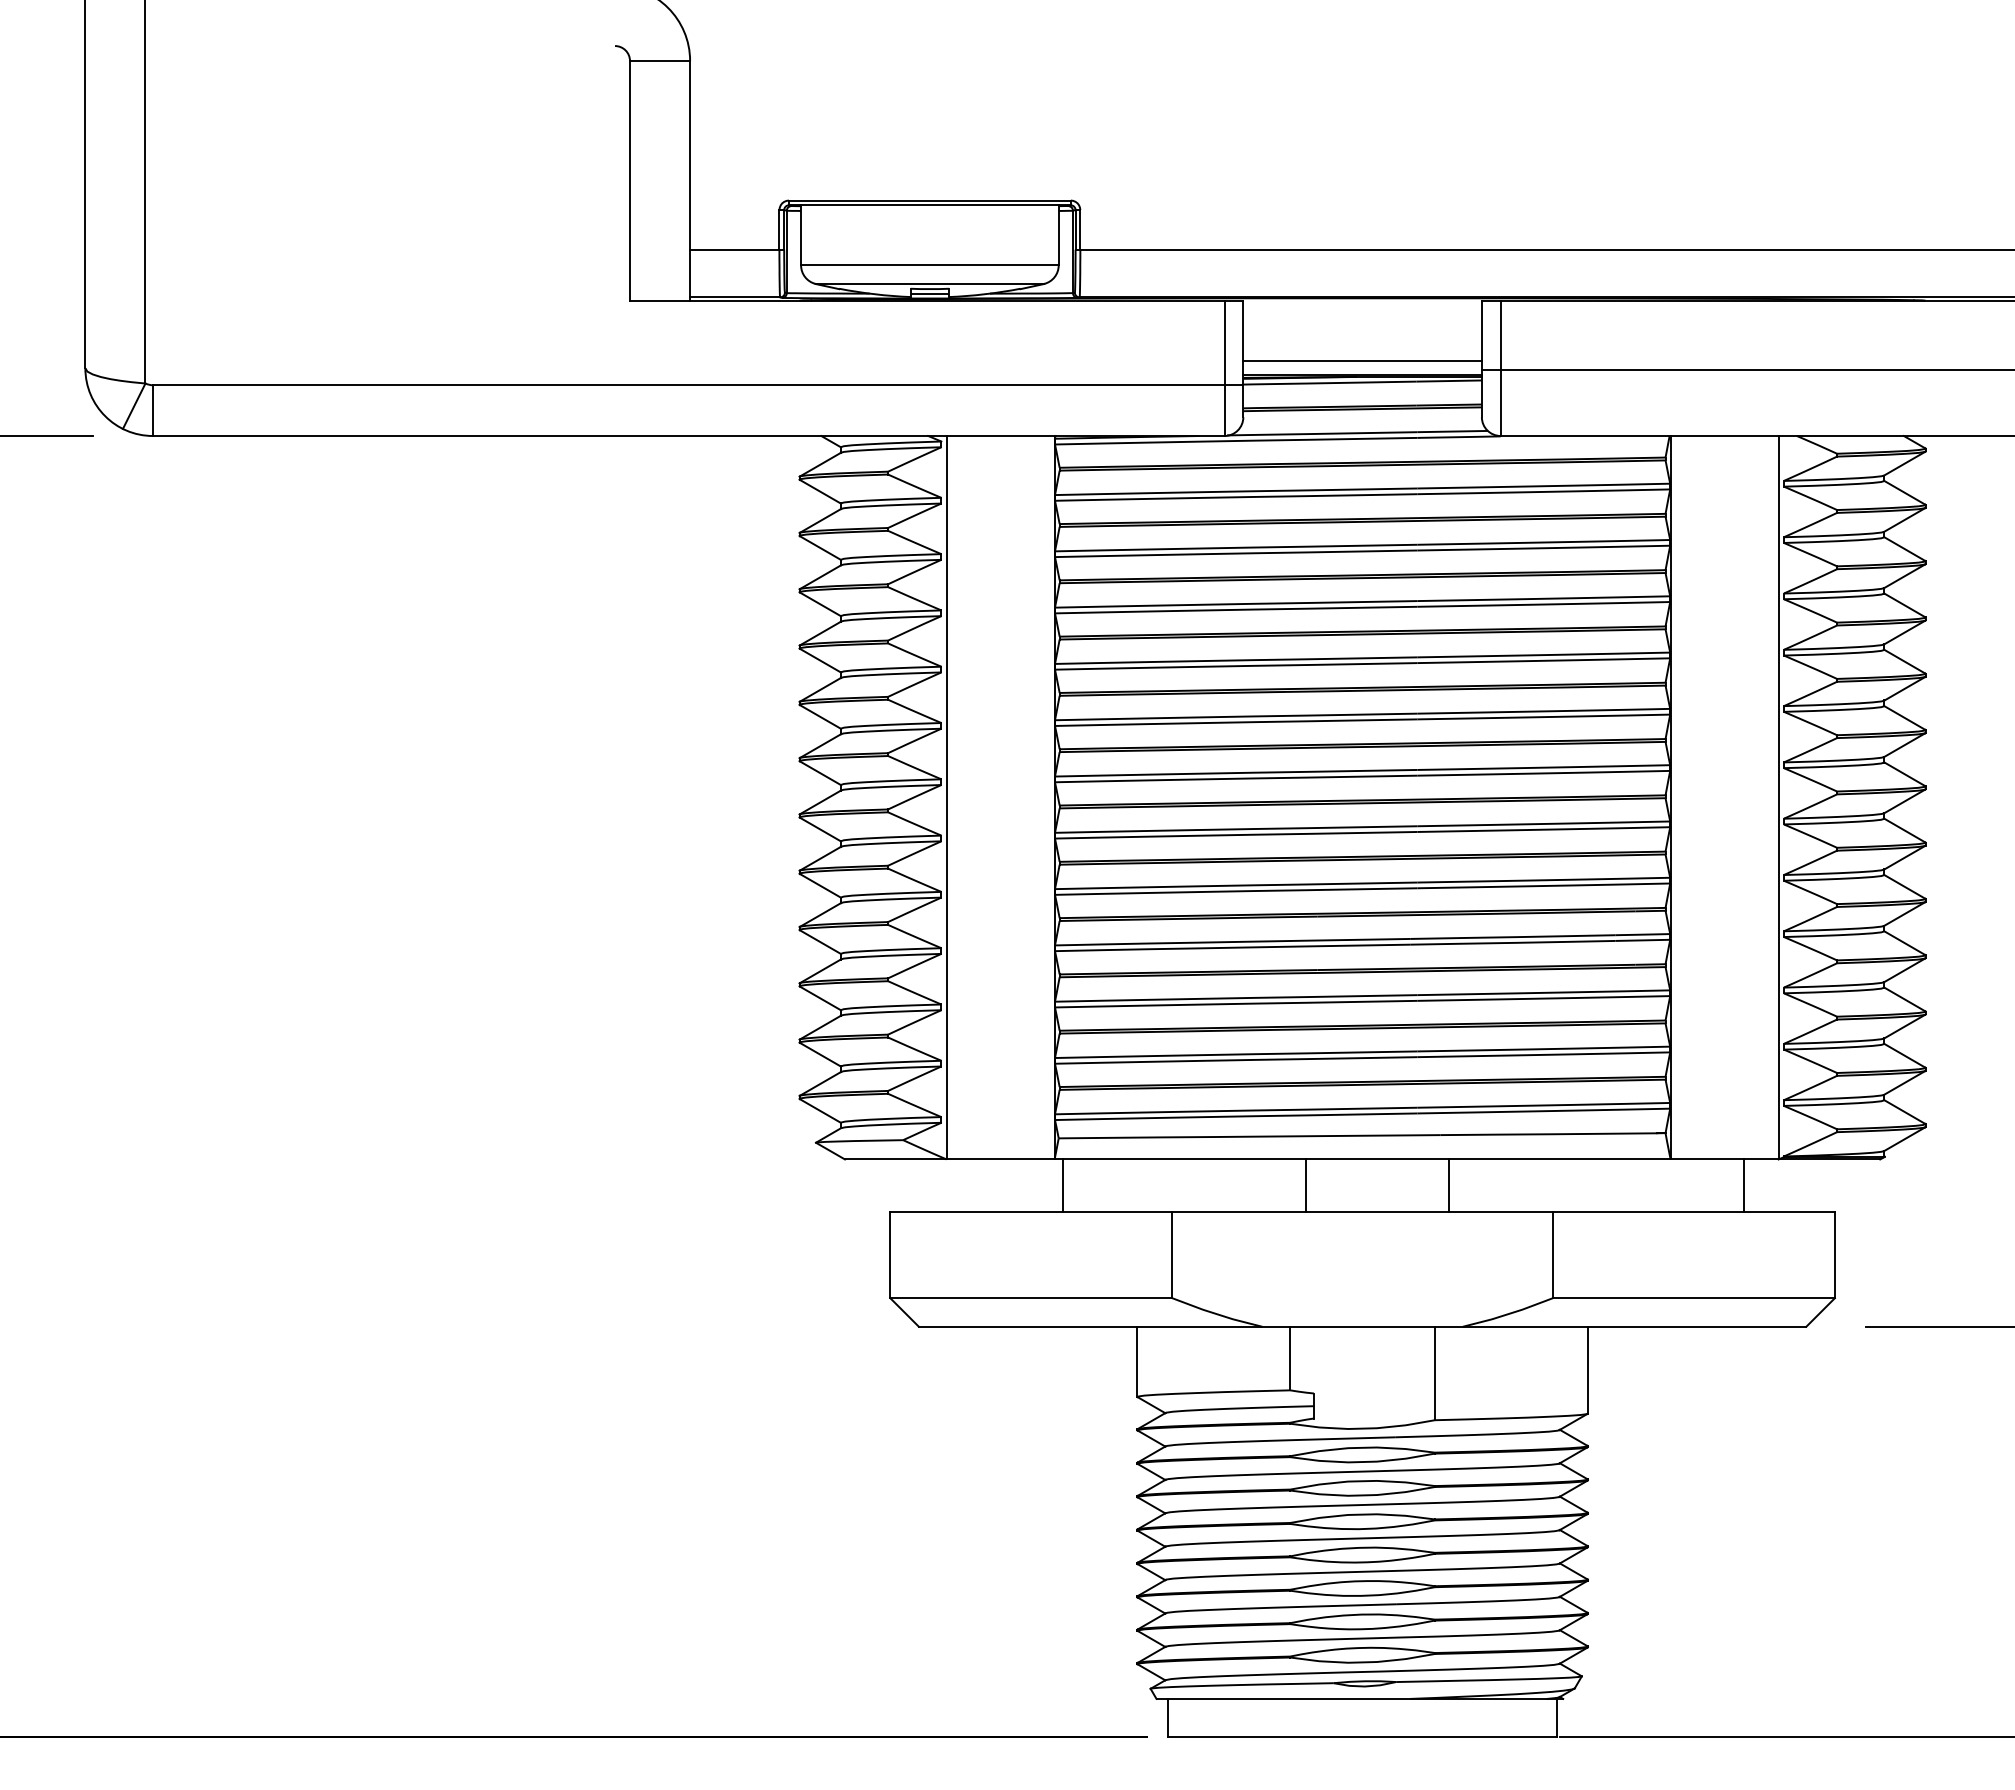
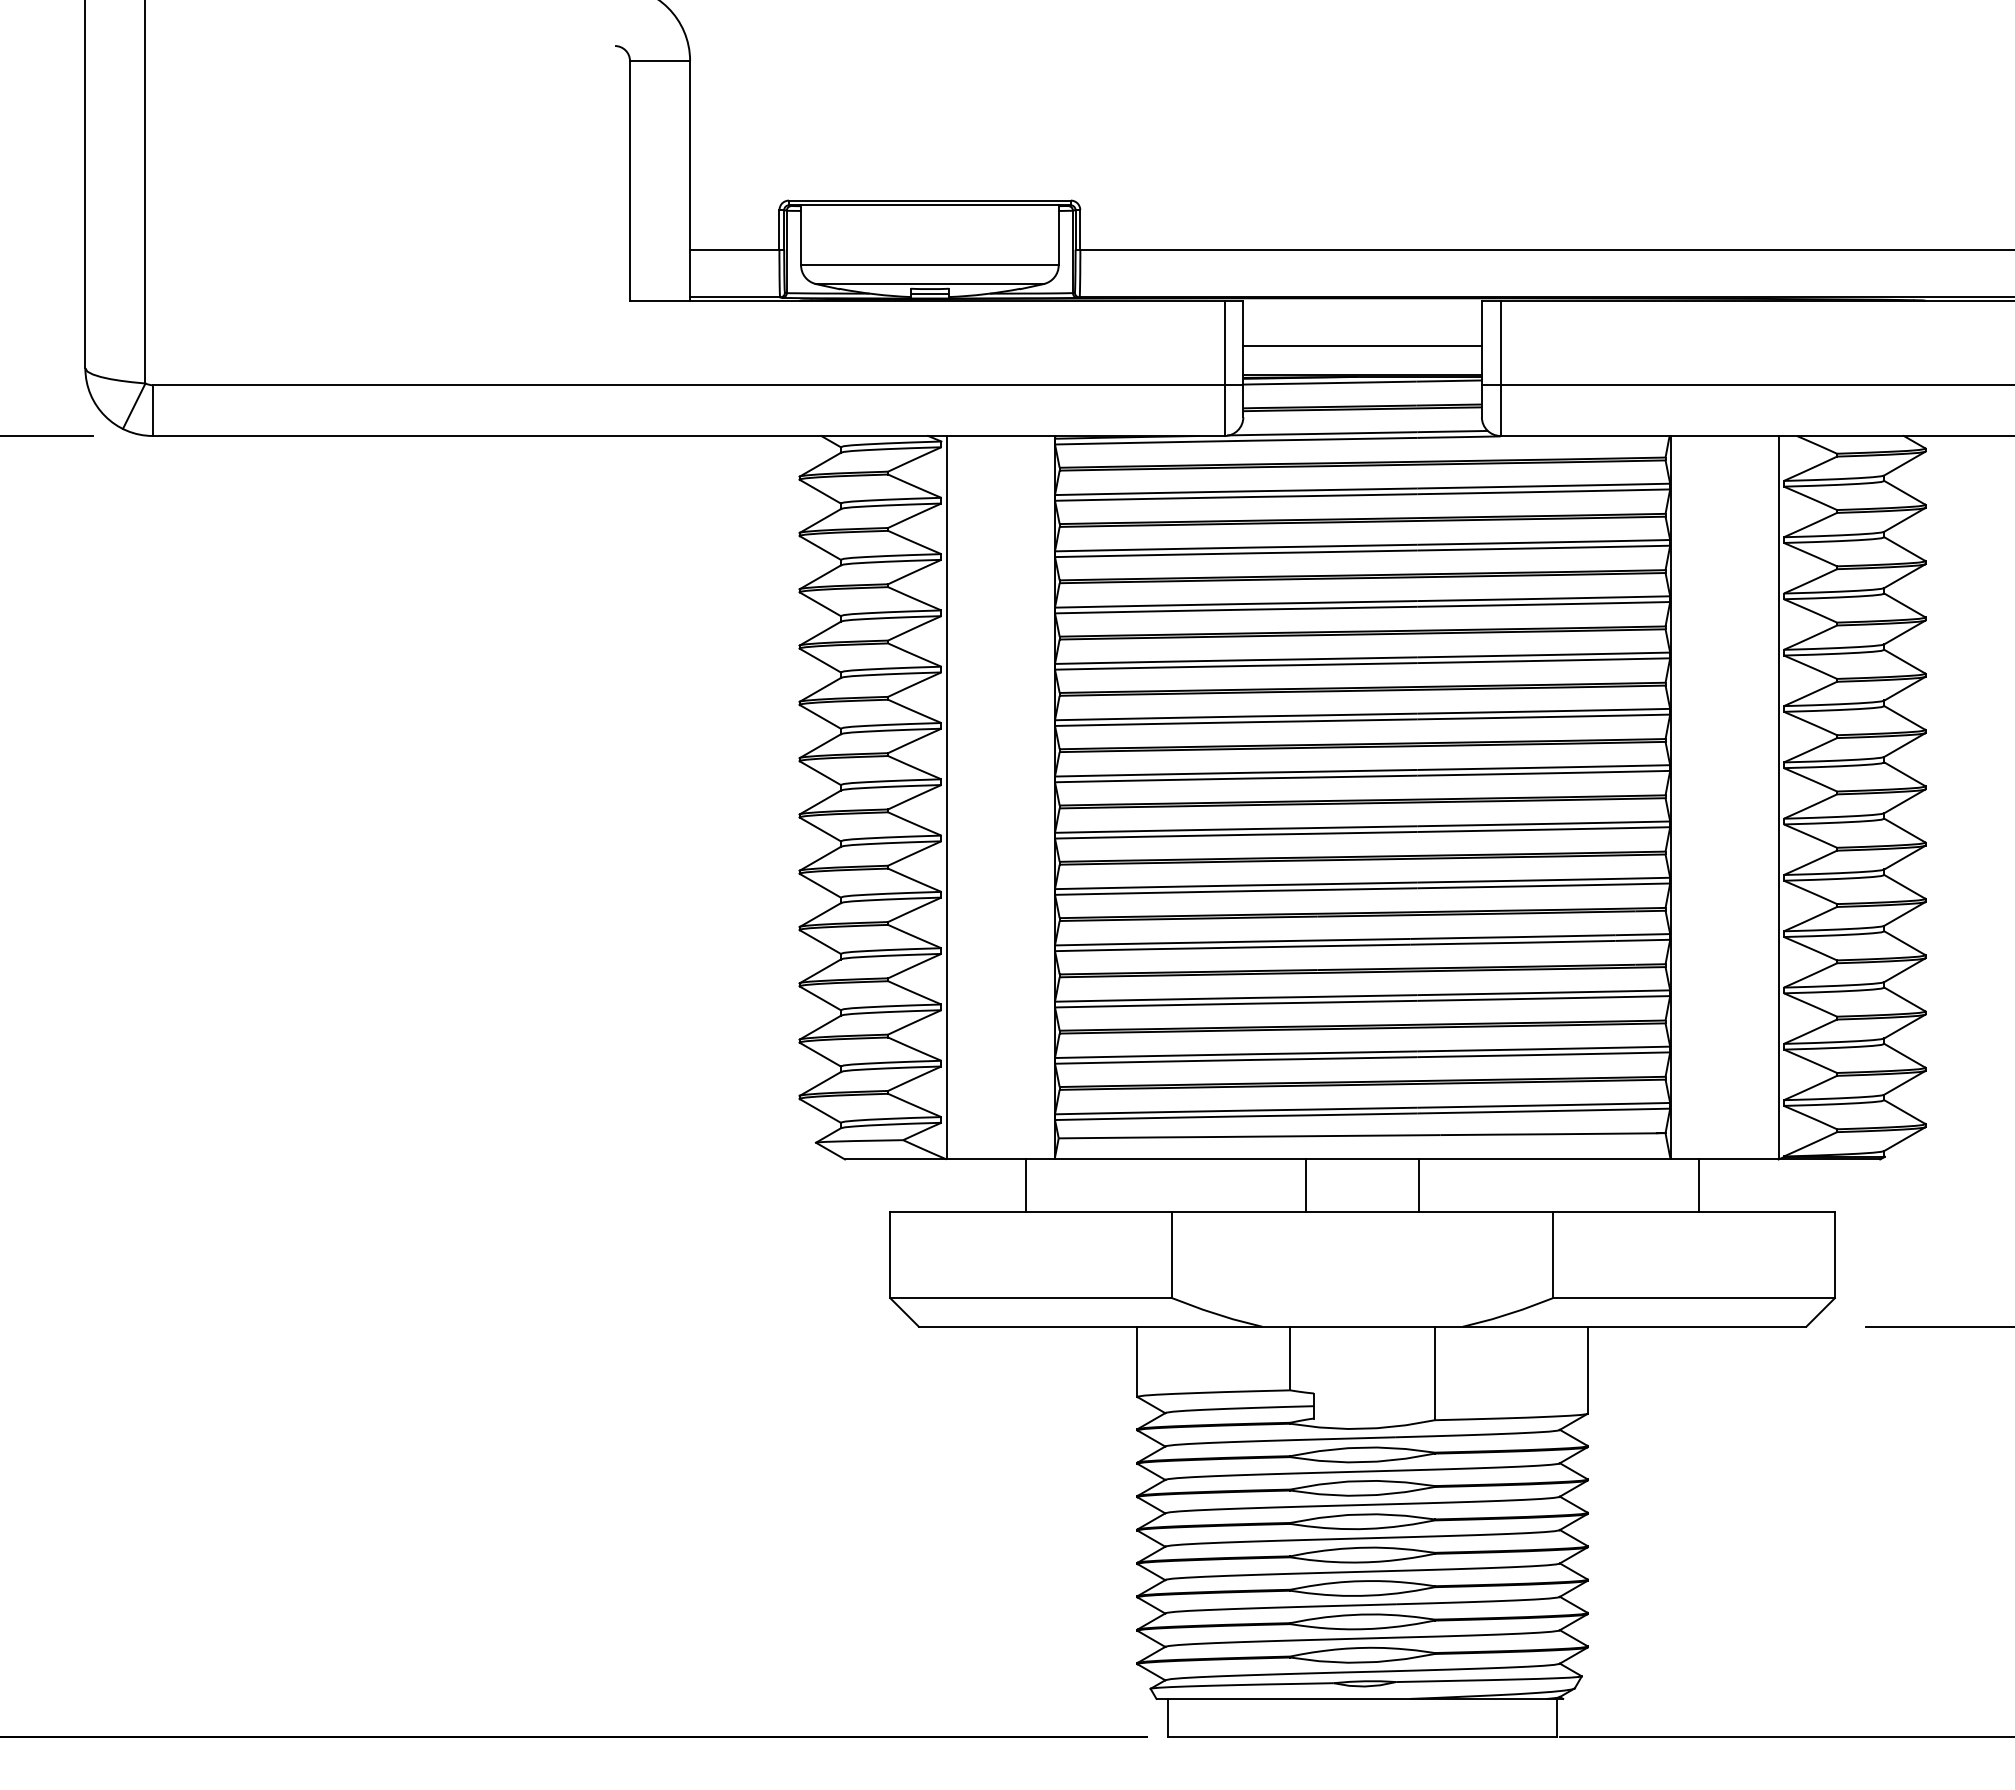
line position: (1362, 360) -> (1362, 345) (1362, 345)
line position: (1746, 370) -> (1746, 385) (1746, 385)
line position: (1063, 1185) -> (1026, 1185) (1026, 1185)
line position: (1449, 1185) -> (1419, 1185) (1419, 1185)
line position: (1743, 1185) -> (1698, 1185) (1698, 1185)
